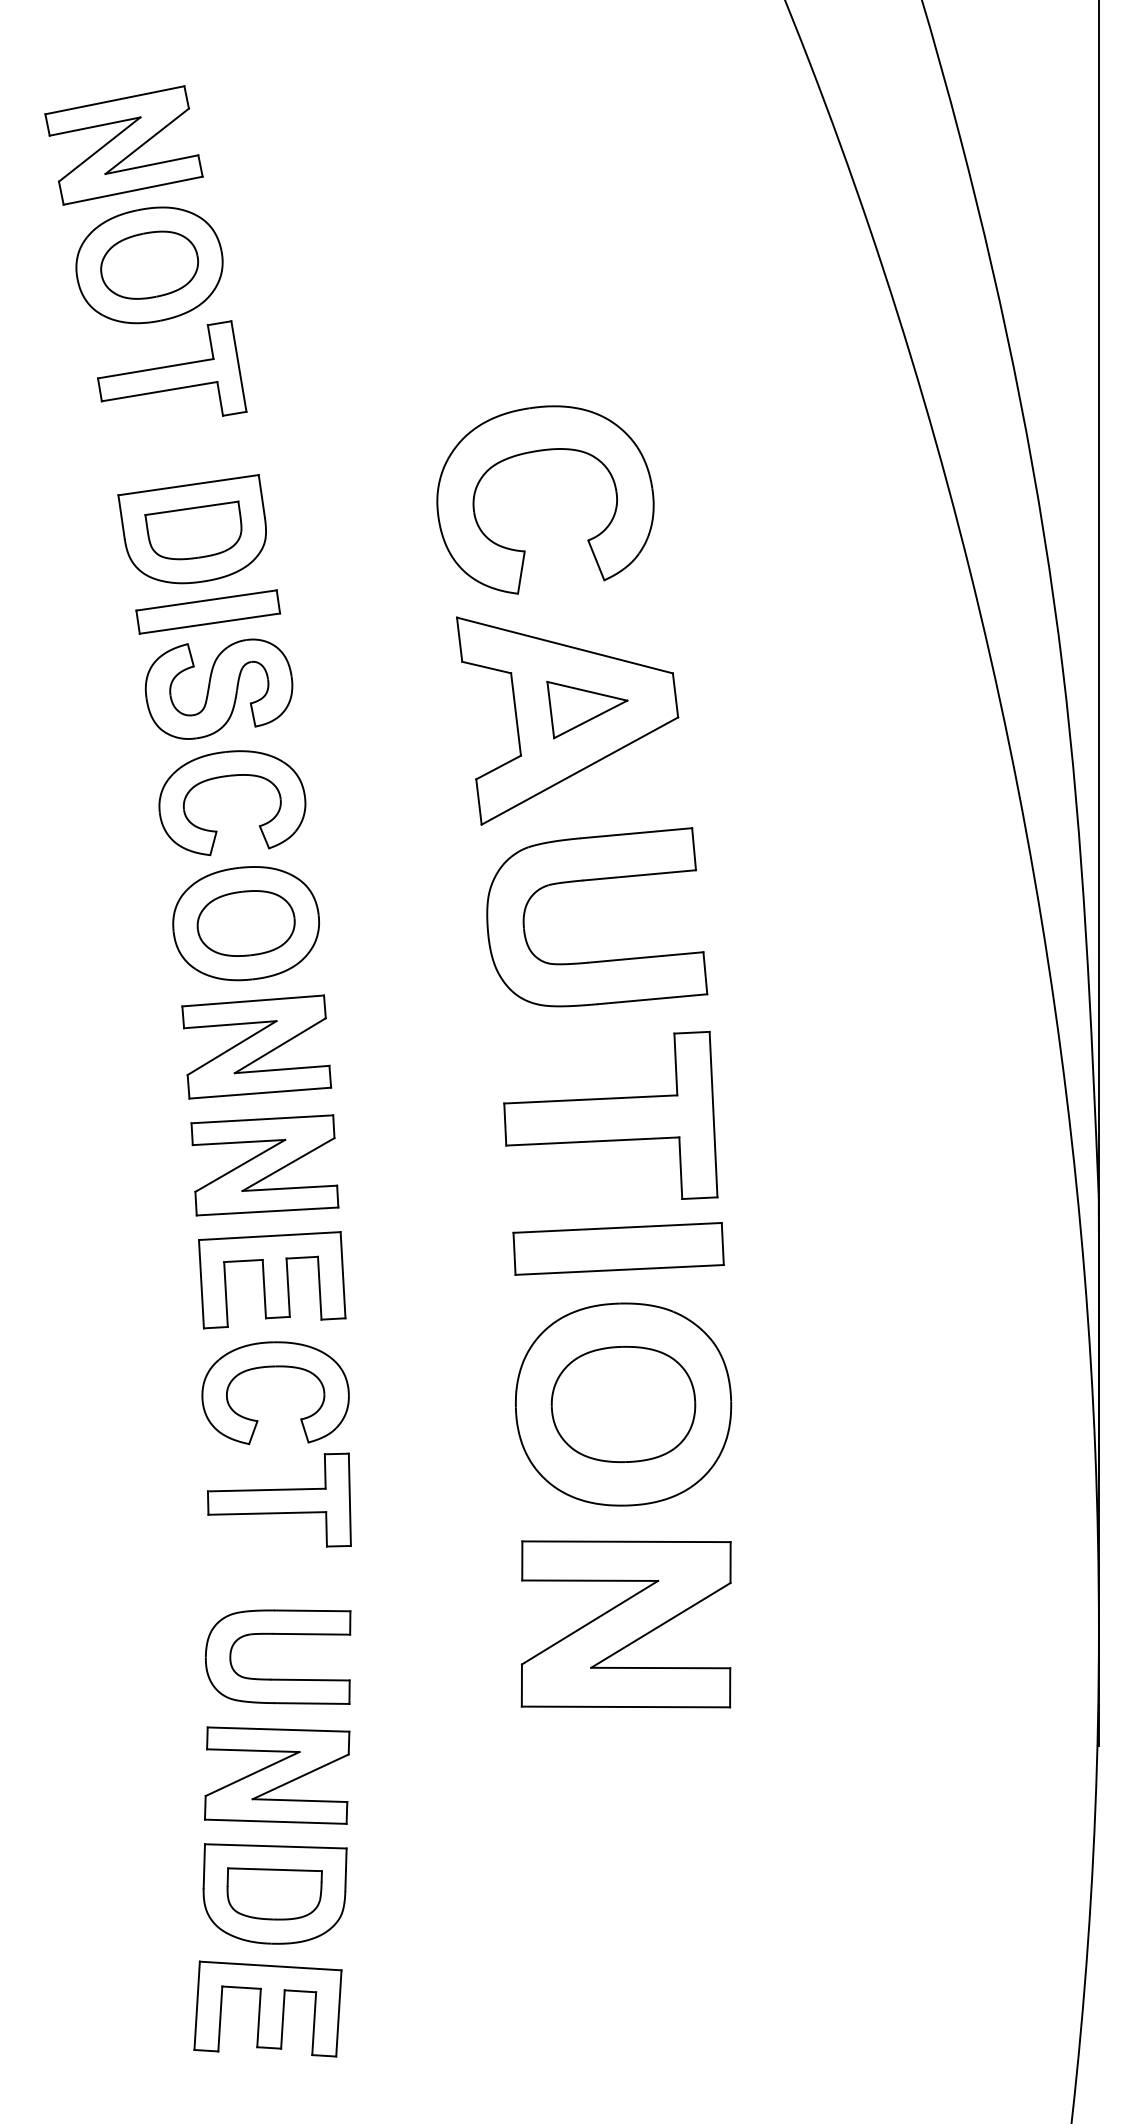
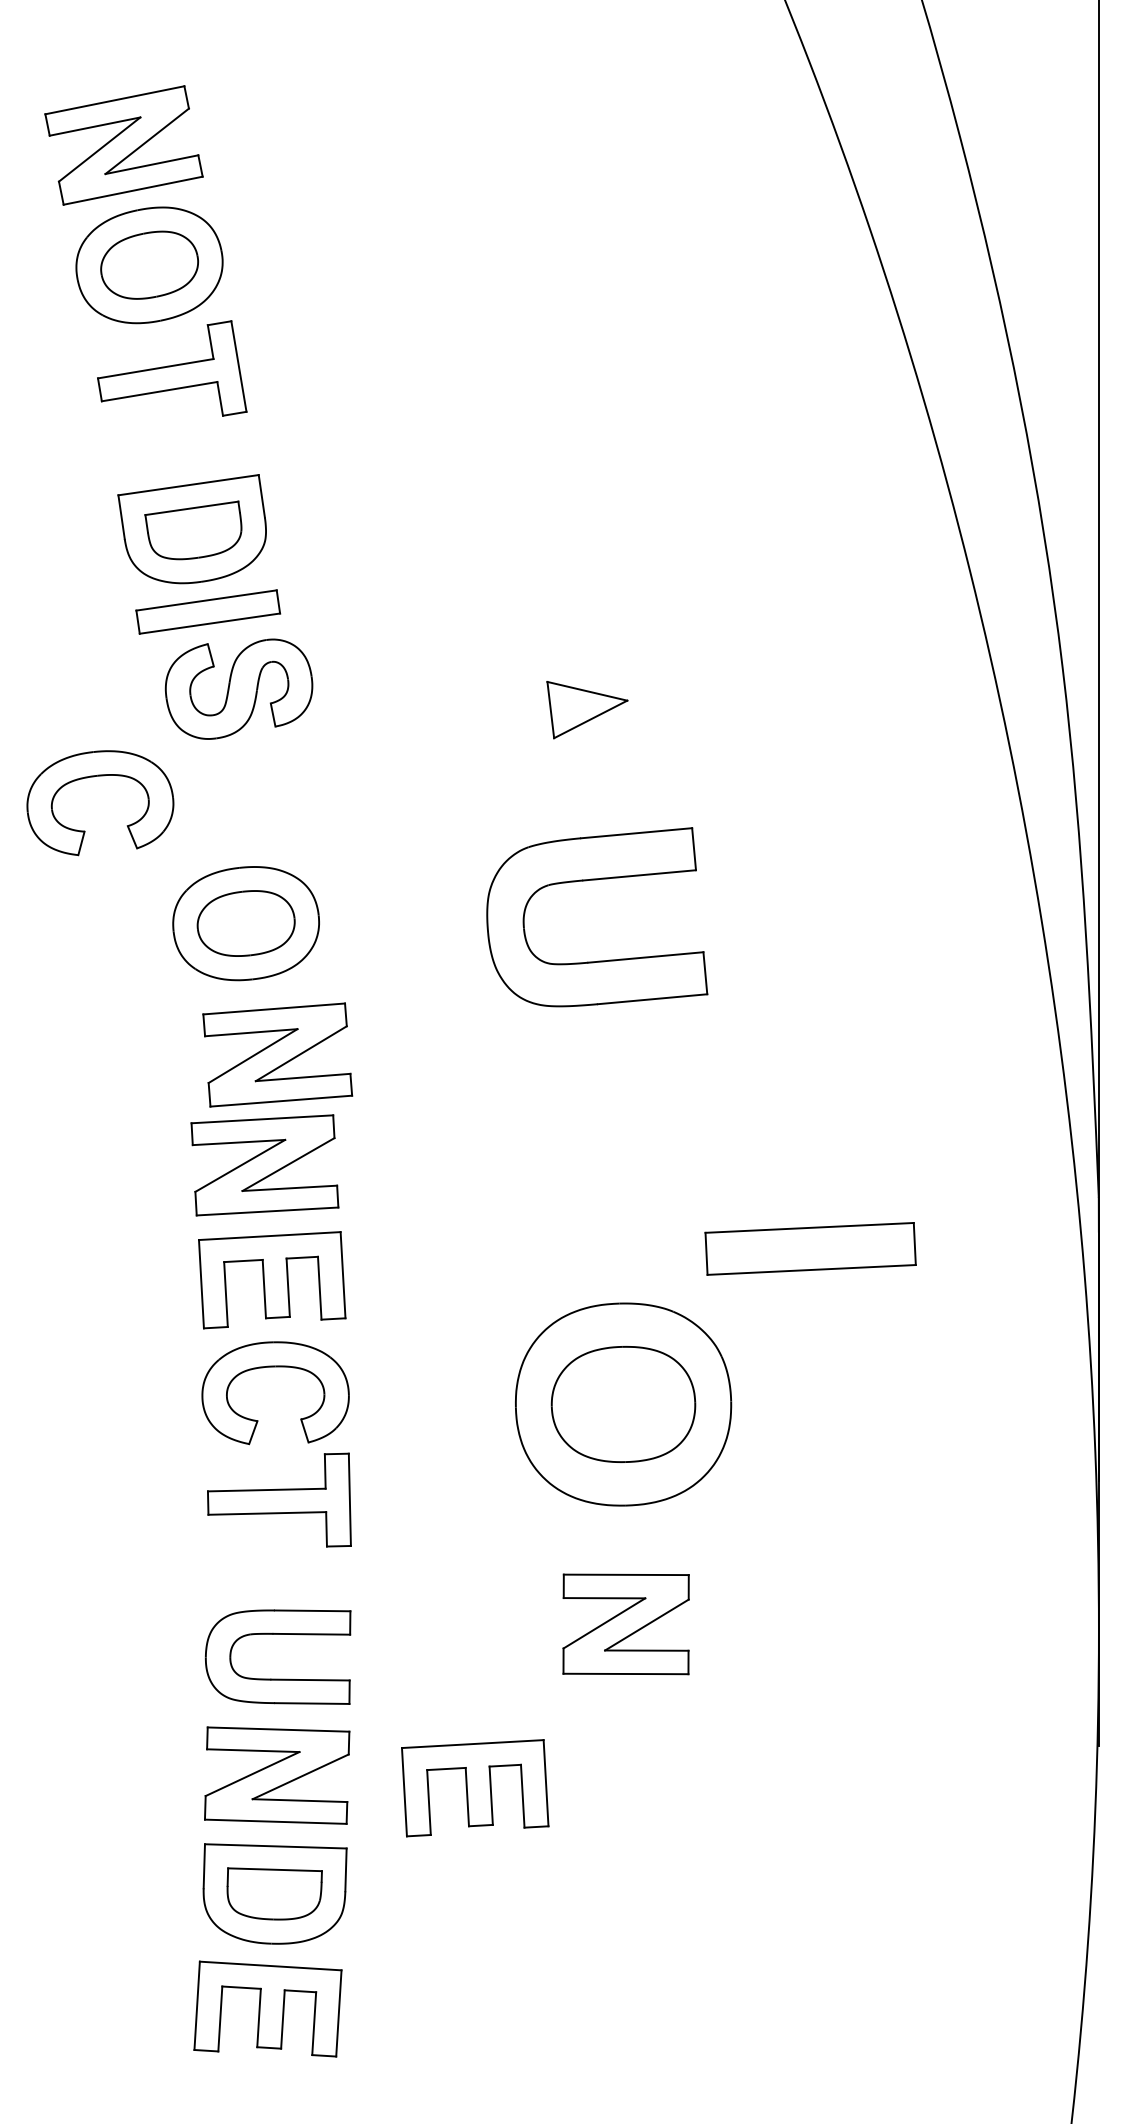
part: present -> none (536, 452)
part position: (218, 688) -> (238, 688) (238, 688)
part: present -> none (567, 720)
part position: (226, 777) -> (94, 777) (94, 777)
part position: (256, 1046) -> (277, 1054) (277, 1054)
part: present -> none (610, 1114)
part position: (618, 1248) -> (810, 1248) (810, 1248)
part size: 212x169 px -> 128x103 px (625, 1624)
part: none -> present (475, 1788)
